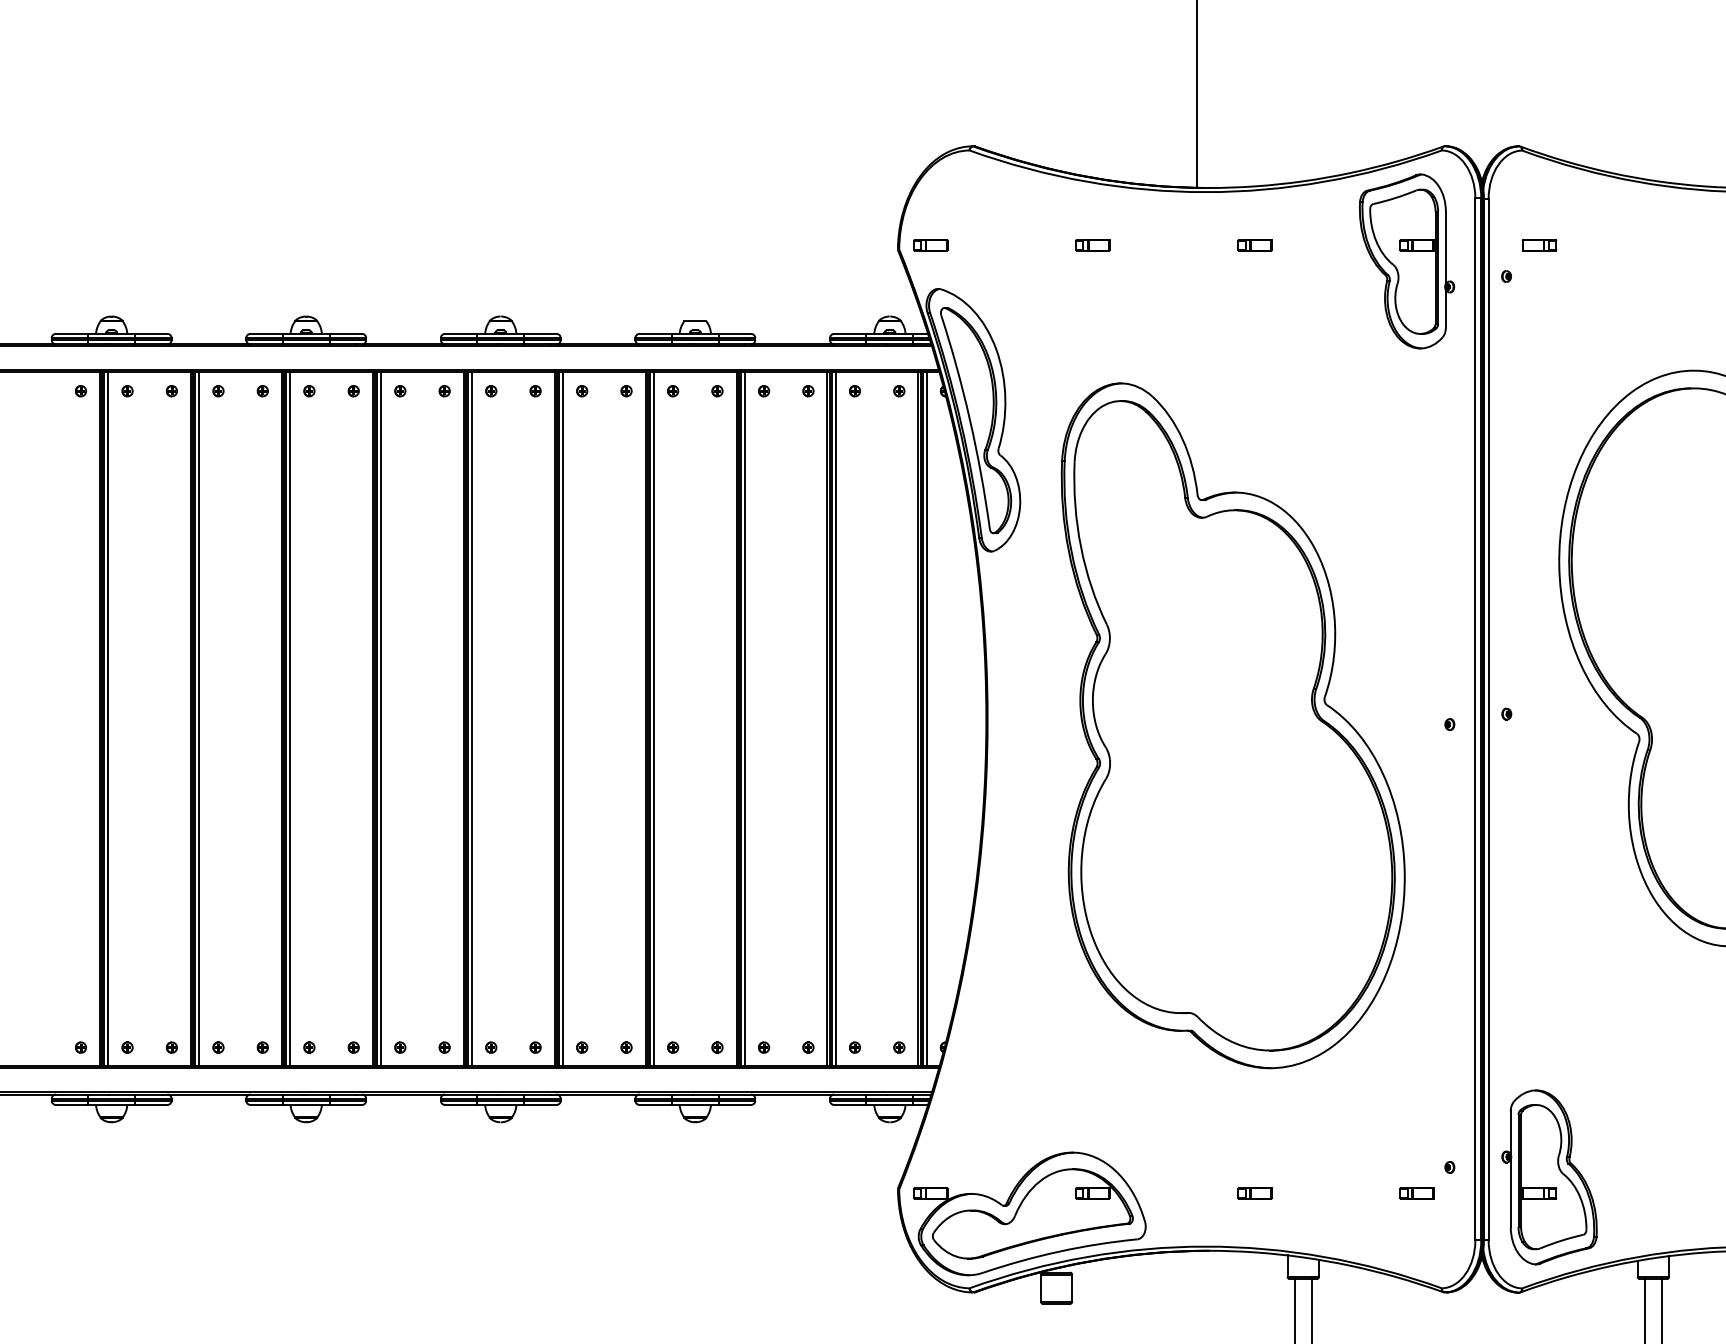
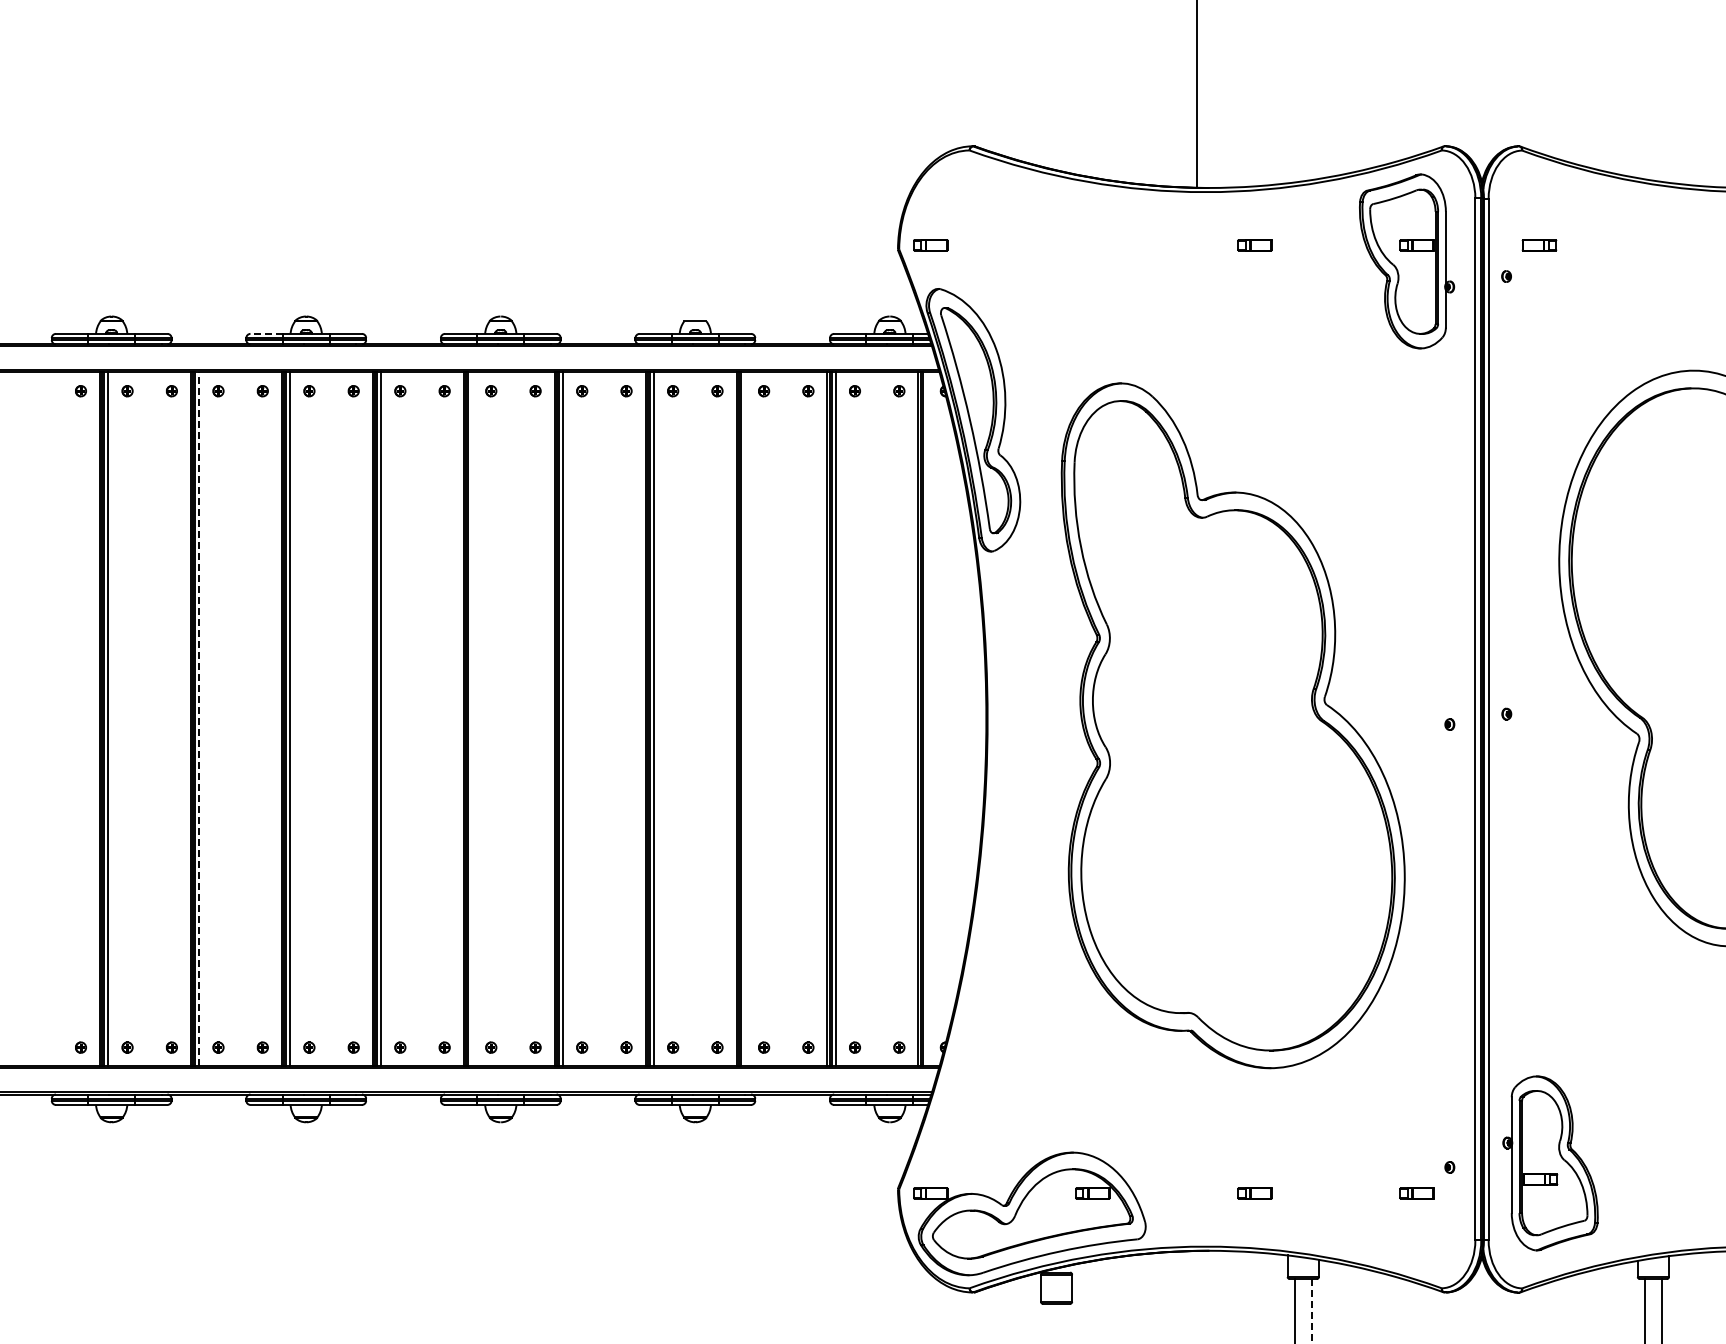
part: present -> none (1092, 245)
line: solid -> dashed (266, 333)
line: solid -> dashed (199, 719)
line: present -> none (471, 719)
line: present -> none (744, 719)
line: present -> none (926, 719)
part position: (1549, 1177) -> (1550, 1163) (1550, 1163)
line: solid -> dashed (1311, 1312)
